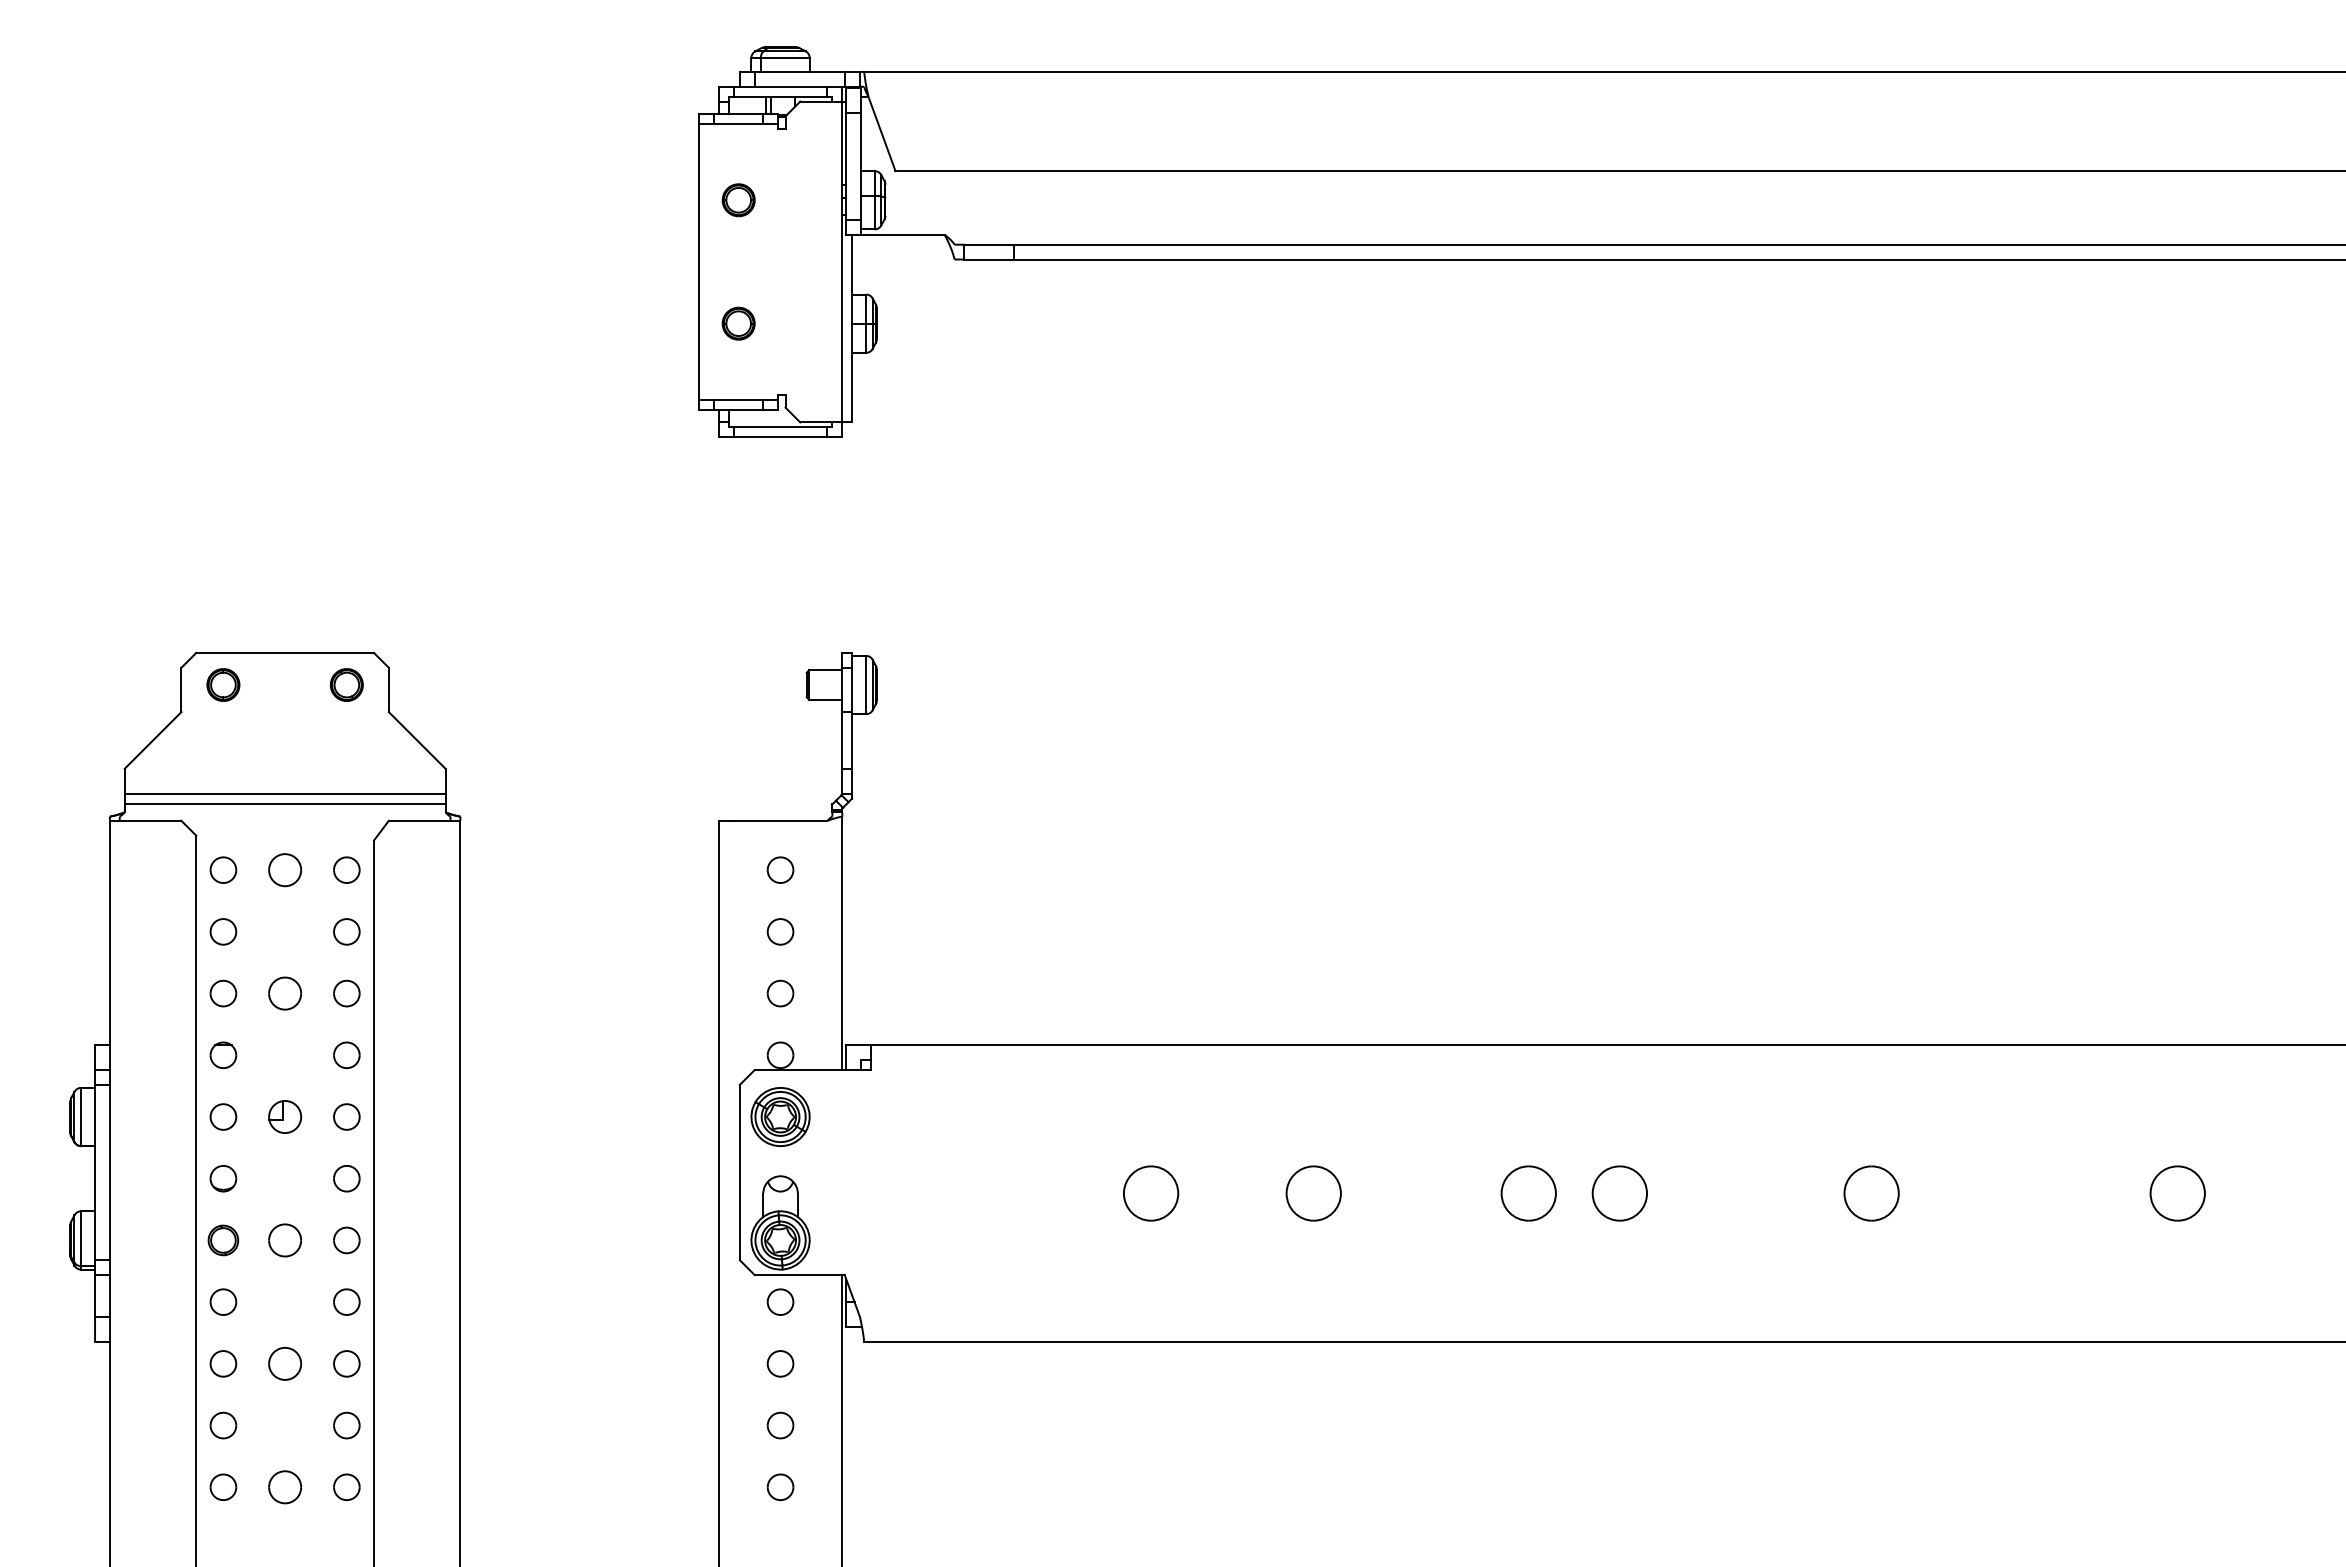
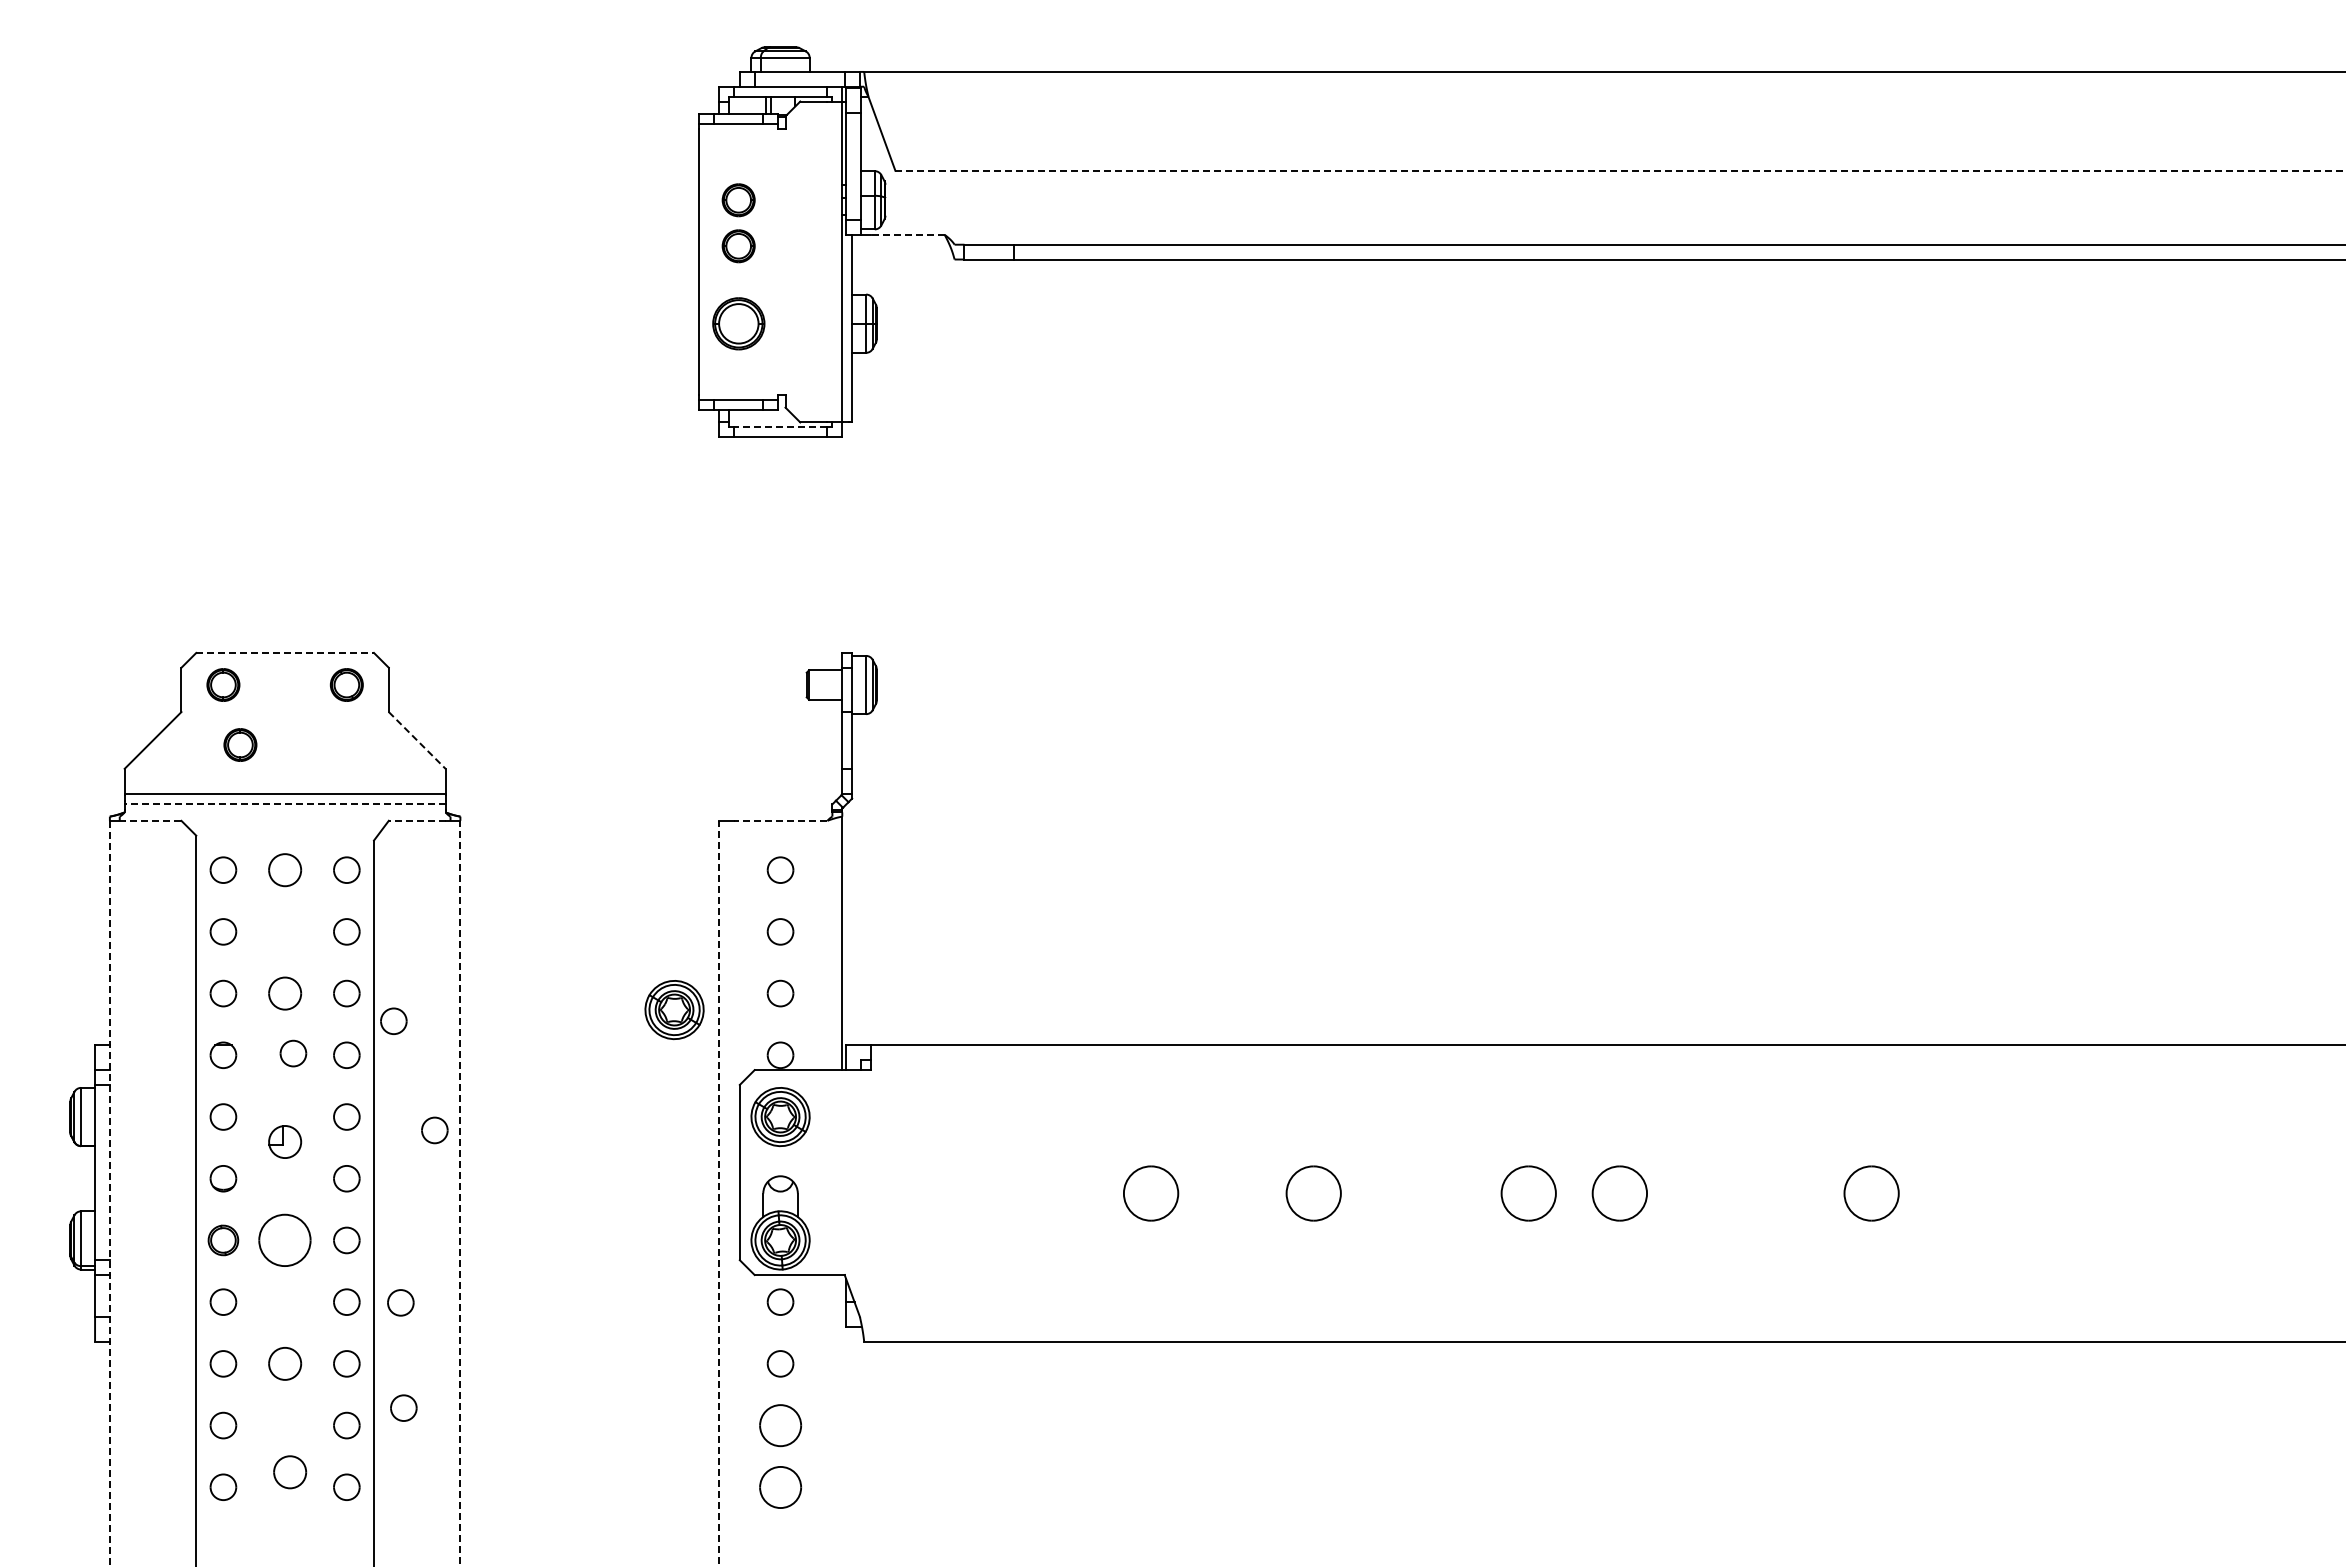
line: solid -> dashed (1620, 170)
line: solid -> dashed (907, 234)
part: none -> present (738, 246)
part size: 35x35 px -> 54x54 px (738, 323)
line: solid -> dashed (780, 427)
line: solid -> dashed (285, 652)
line: solid -> dashed (417, 740)
part: none -> present (240, 744)
line: solid -> dashed (284, 804)
line: solid -> dashed (152, 820)
line: solid -> dashed (416, 820)
line: solid -> dashed (780, 820)
part: none -> present (674, 1010)
part: none -> present (393, 1020)
part: none -> present (293, 1053)
part position: (285, 1116) -> (285, 1141) (285, 1141)
part: none -> present (434, 1130)
line: solid -> dashed (109, 1193)
line: solid -> dashed (460, 1193)
line: solid -> dashed (718, 1193)
part: present -> none (2177, 1193)
part size: 35x35 px -> 54x54 px (284, 1239)
part: none -> present (400, 1302)
part: none -> present (403, 1407)
line: present -> none (842, 1419)
part size: 29x29 px -> 43x44 px (780, 1425)
part size: 29x28 px -> 43x43 px (780, 1487)
part position: (285, 1487) -> (290, 1472) (290, 1472)
